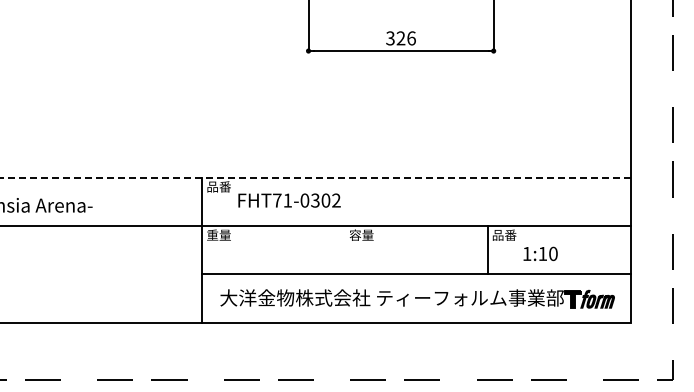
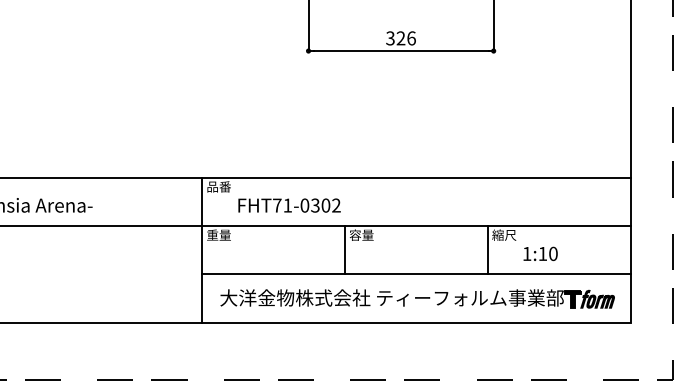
line: dashed -> solid (315, 177)
text position: (289, 200) -> (289, 205) (289, 205)
text: 品番 -> 縮尺 (504, 234)
line: none -> present (345, 249)
